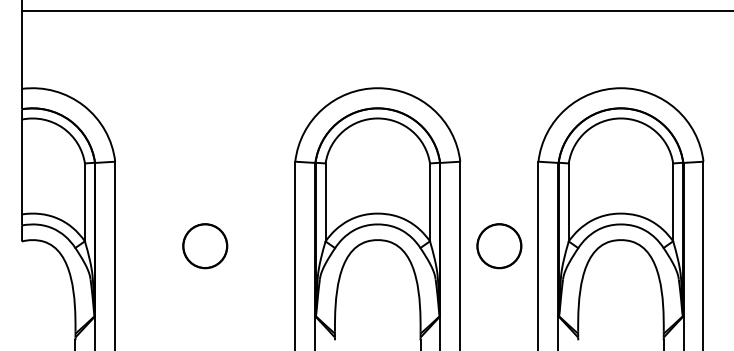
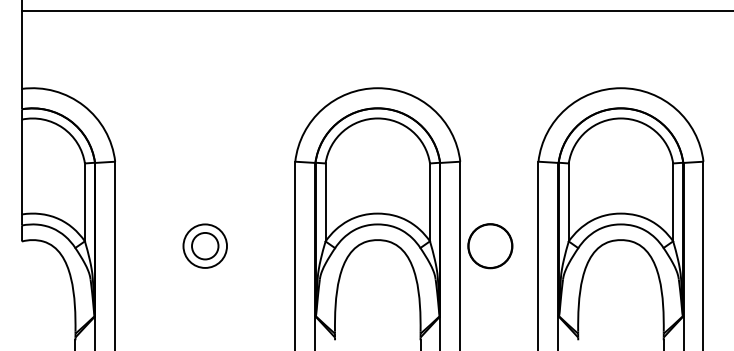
circle diameter: 44 px -> 26 px (205, 245)
circle position: (499, 246) -> (490, 246) (490, 246)
